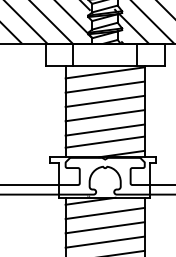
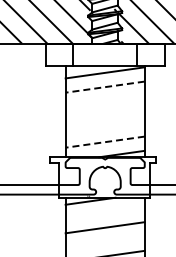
line: solid -> dashed (105, 87)
line: present -> none (104, 100)
line: present -> none (104, 115)
line: present -> none (104, 129)
line: solid -> dashed (105, 142)
line: present -> none (104, 213)
line: present -> none (104, 241)
